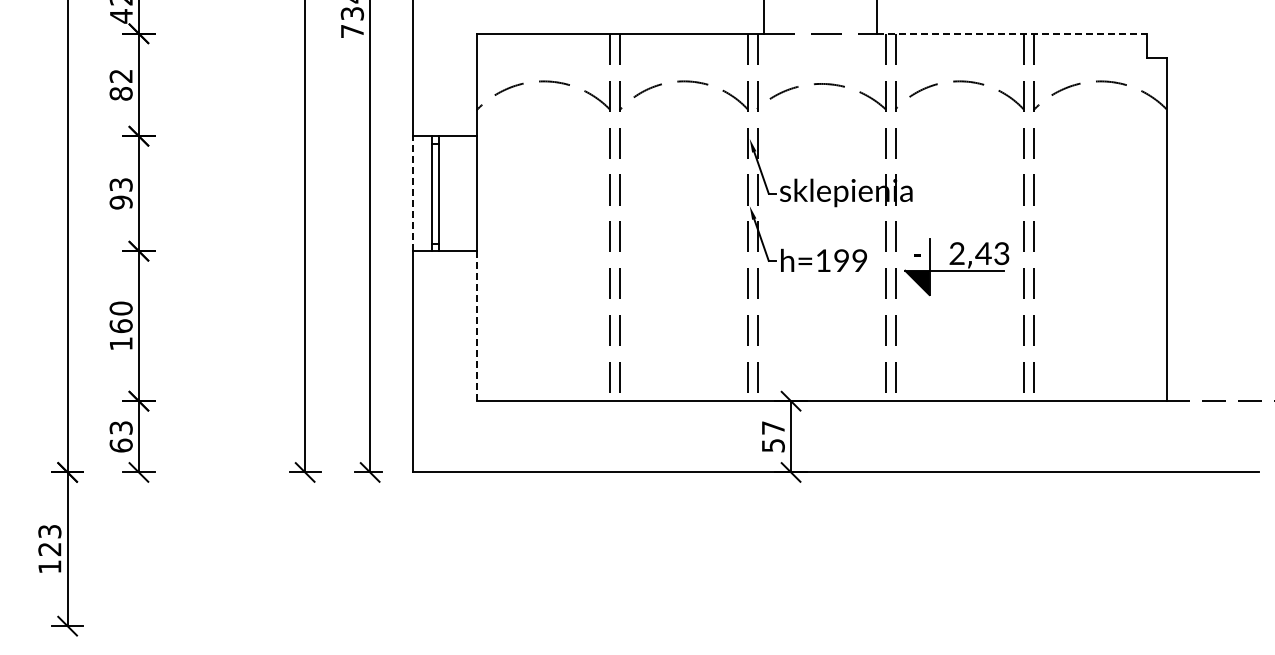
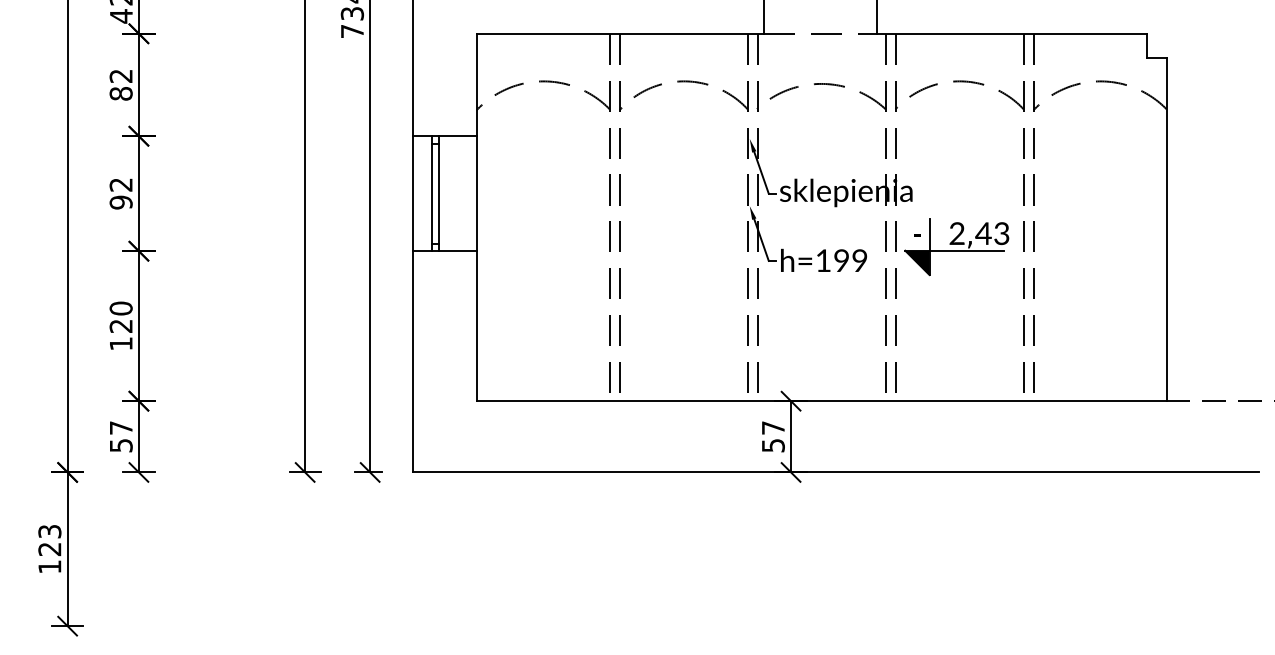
line: dashed -> solid (1011, 33)
text: 93 -> 92 (120, 184)
line: dashed -> solid (412, 193)
part position: (956, 267) -> (956, 247) (956, 247)
text: 160 -> 120 (120, 326)
line: dashed -> solid (476, 326)
text: 63 -> 57 (120, 436)
